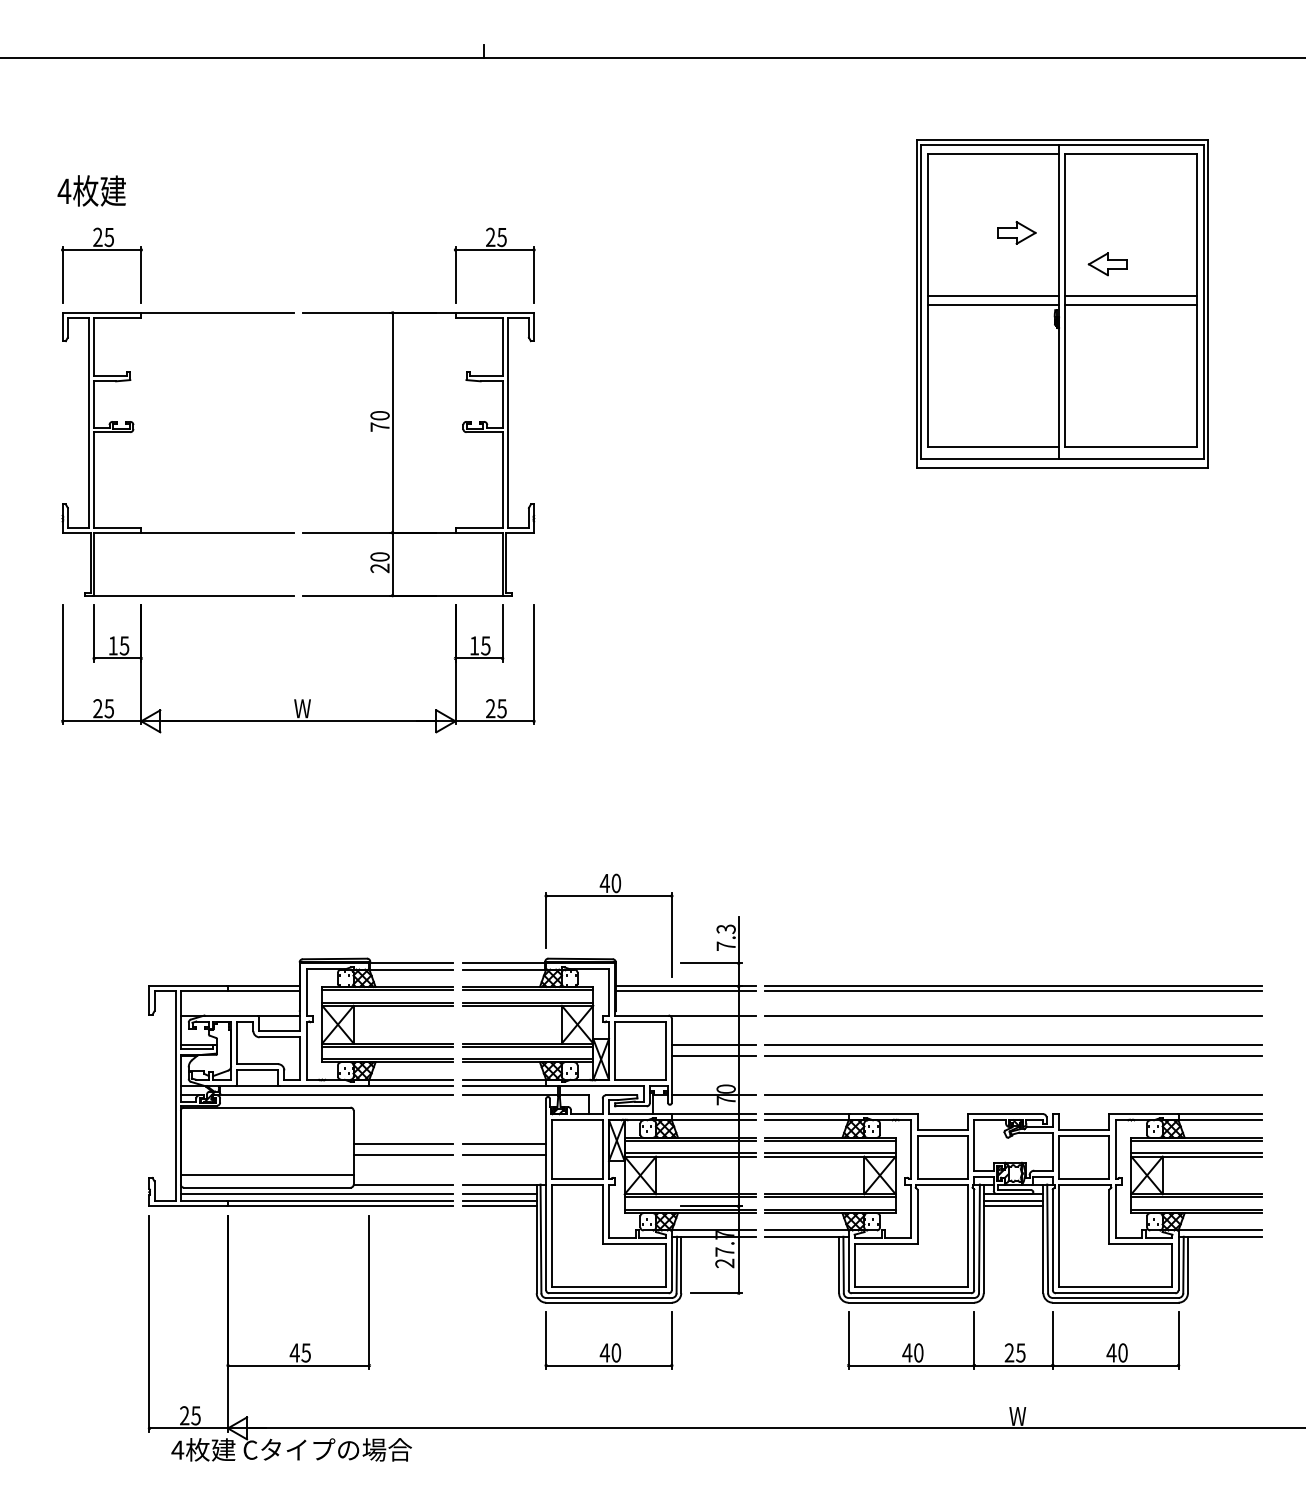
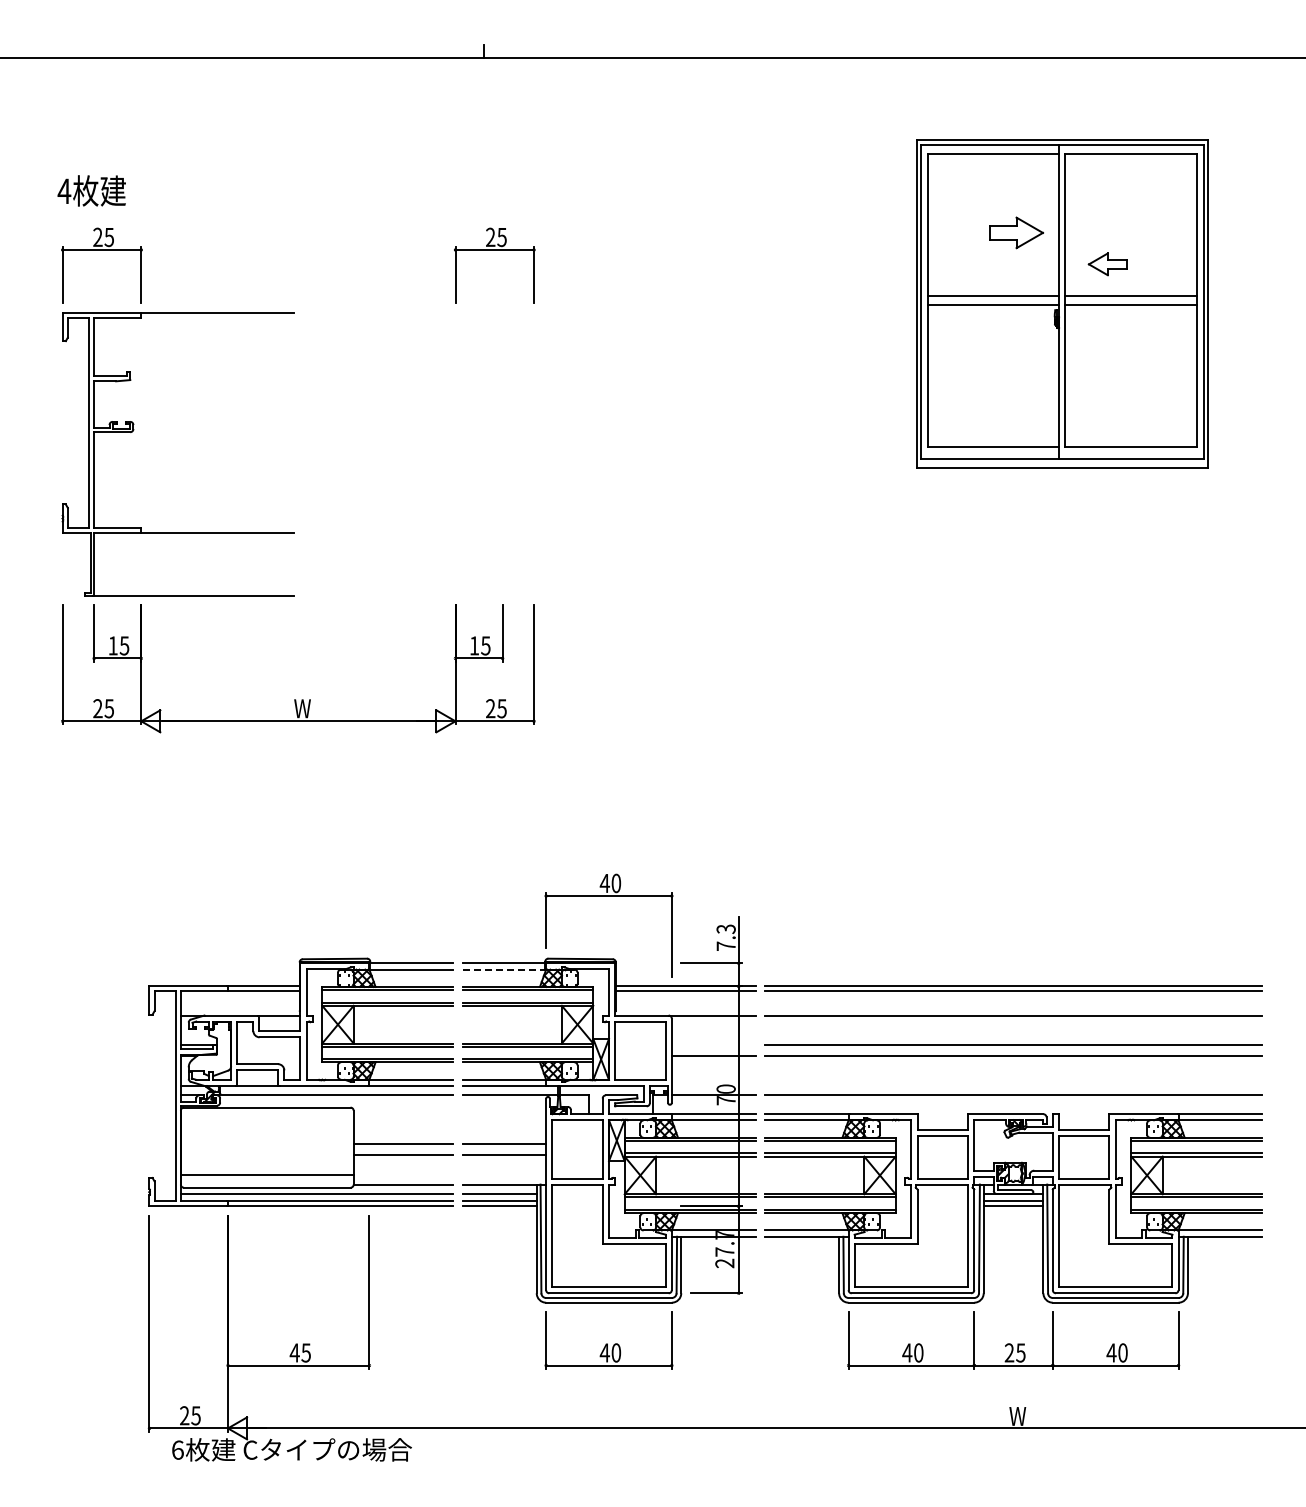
part size: 40x24 px -> 55x34 px (1016, 232)
part: present -> none (418, 454)
line: solid -> dashed (505, 969)
line: present -> none (713, 1045)
text: 4 -> 6 (177, 1449)
